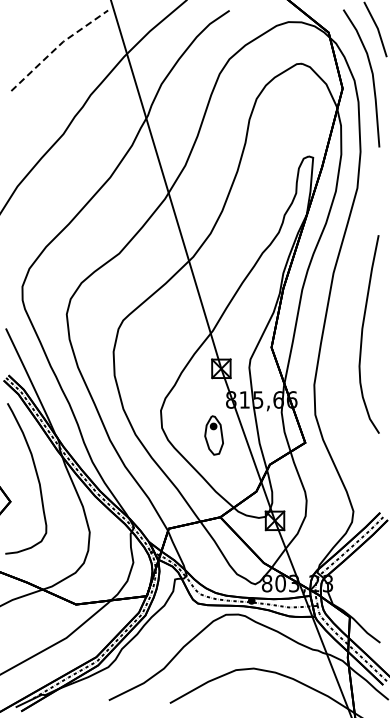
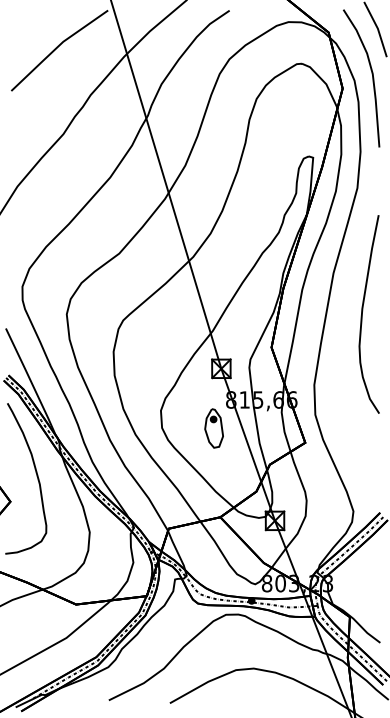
line: dashed -> solid (57, 47)
curve position: (362, 334) -> (362, 314) (362, 314)
part position: (213, 435) -> (213, 428) (213, 428)
